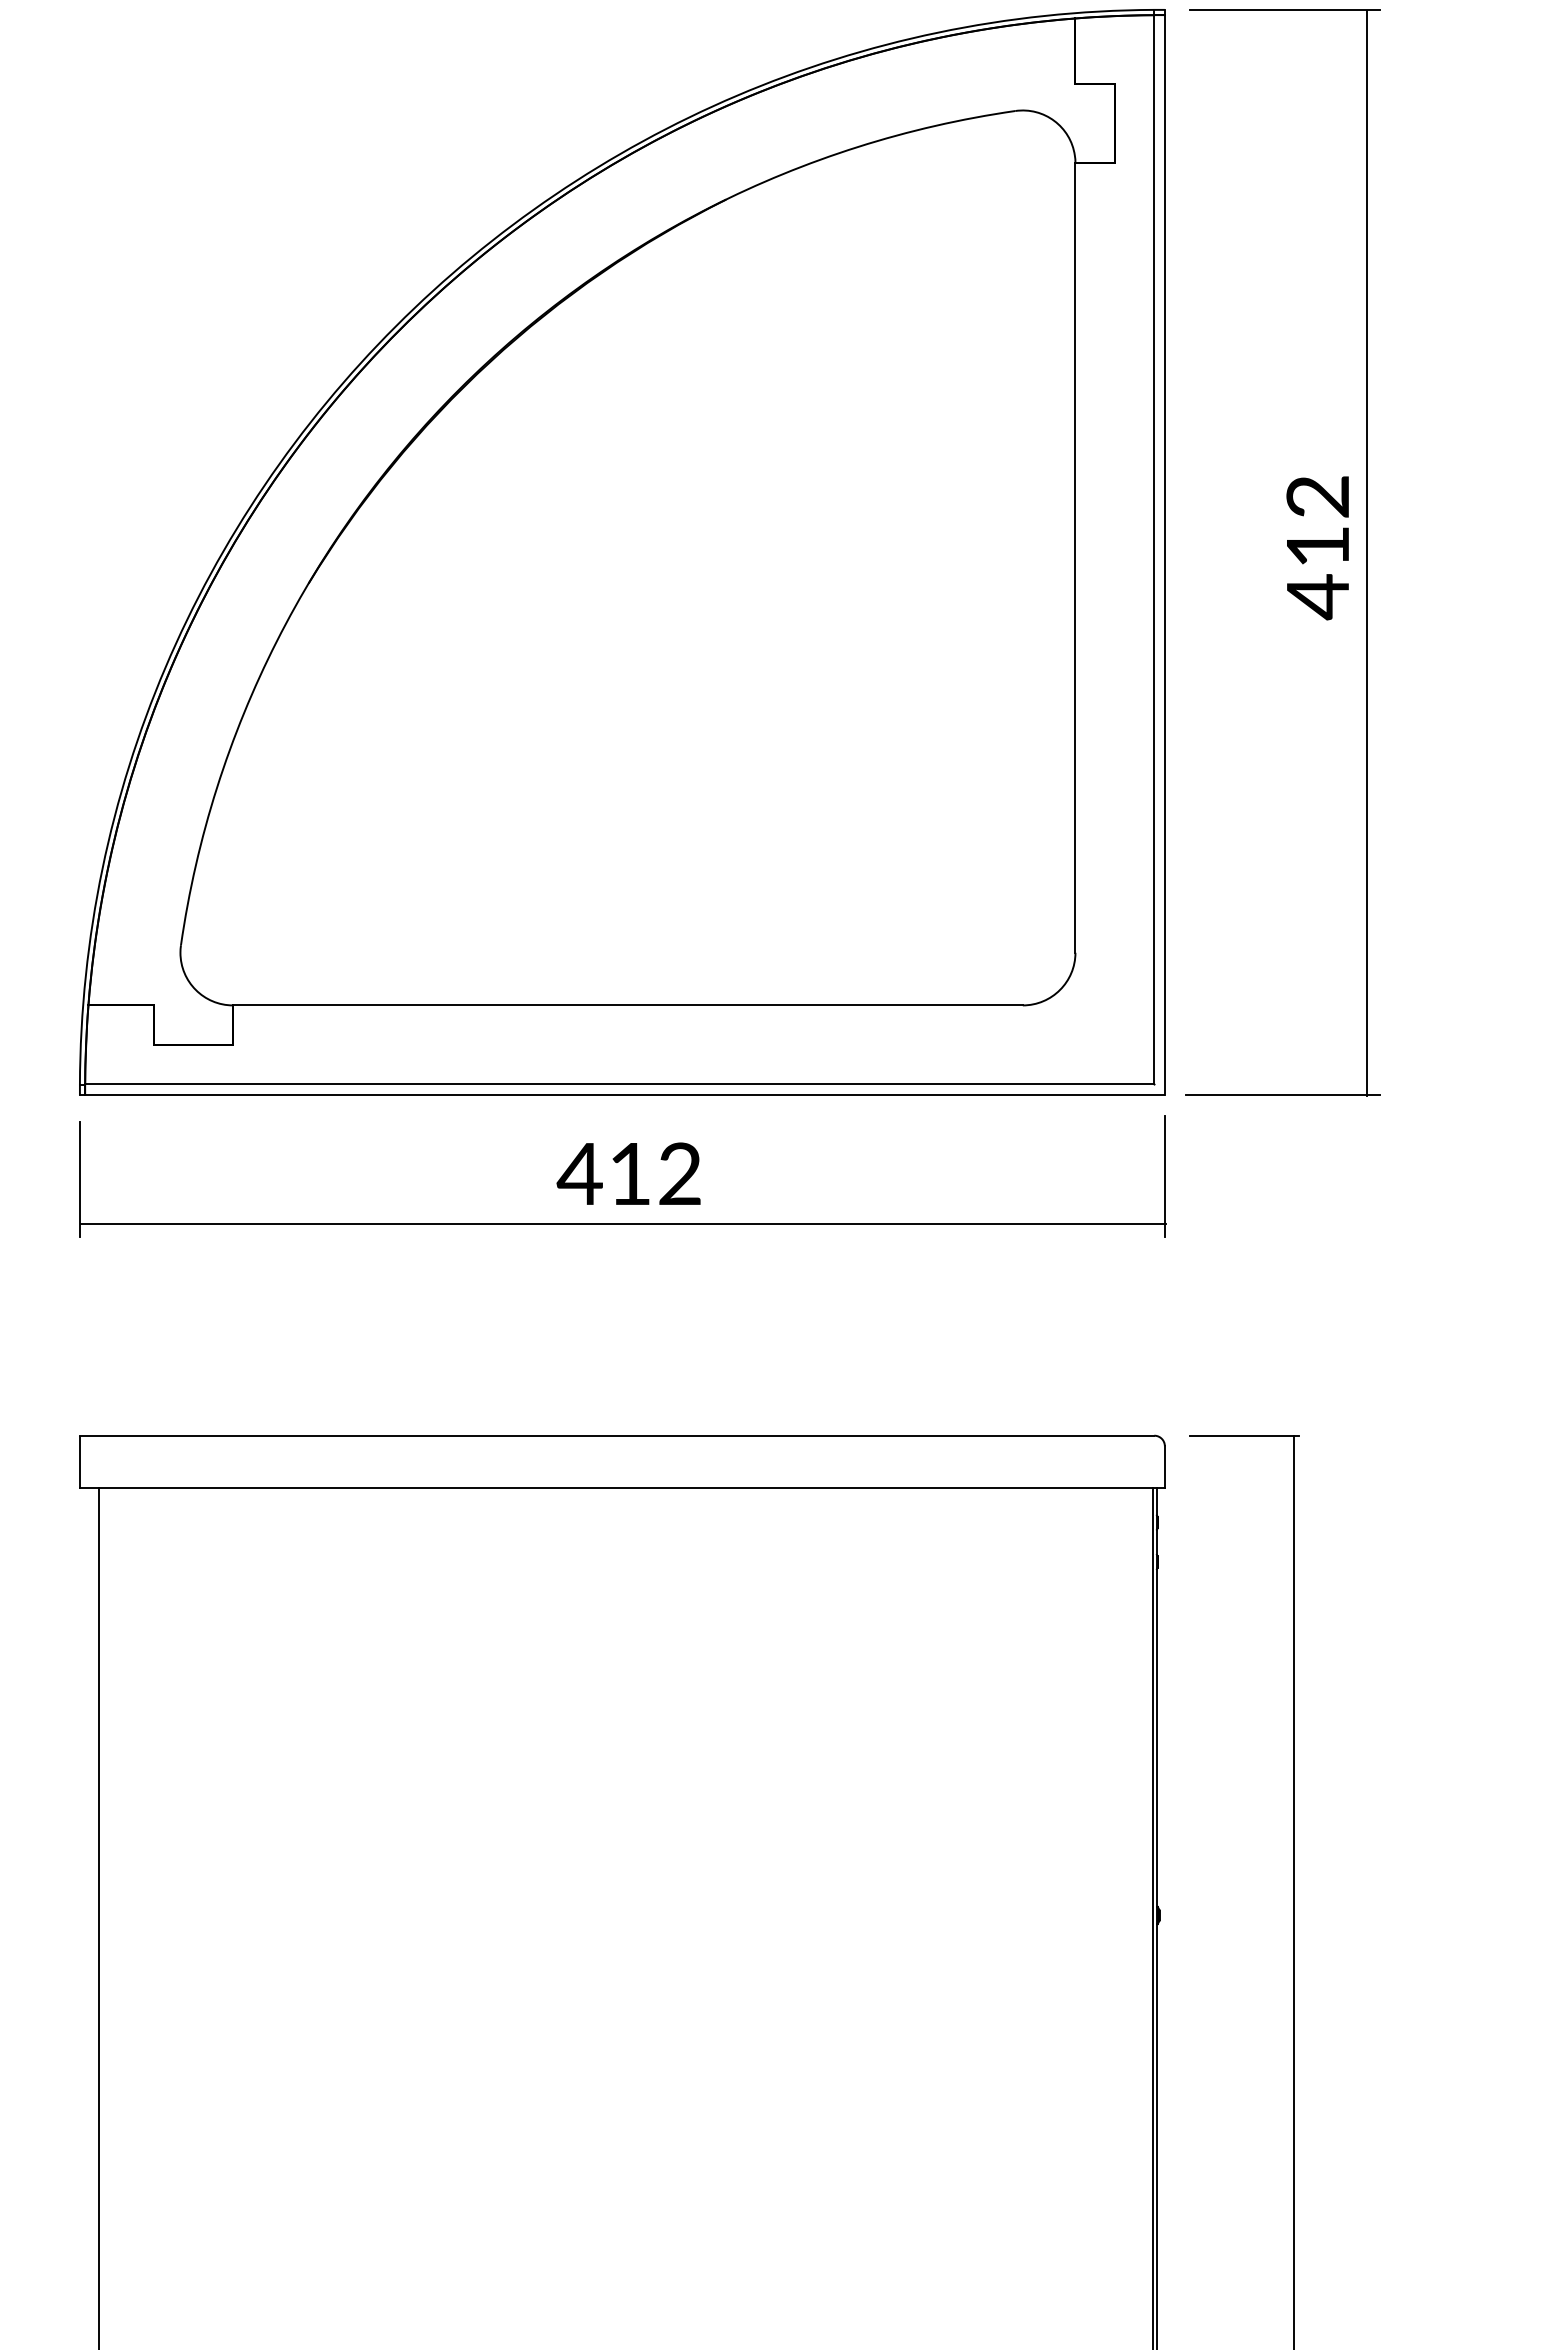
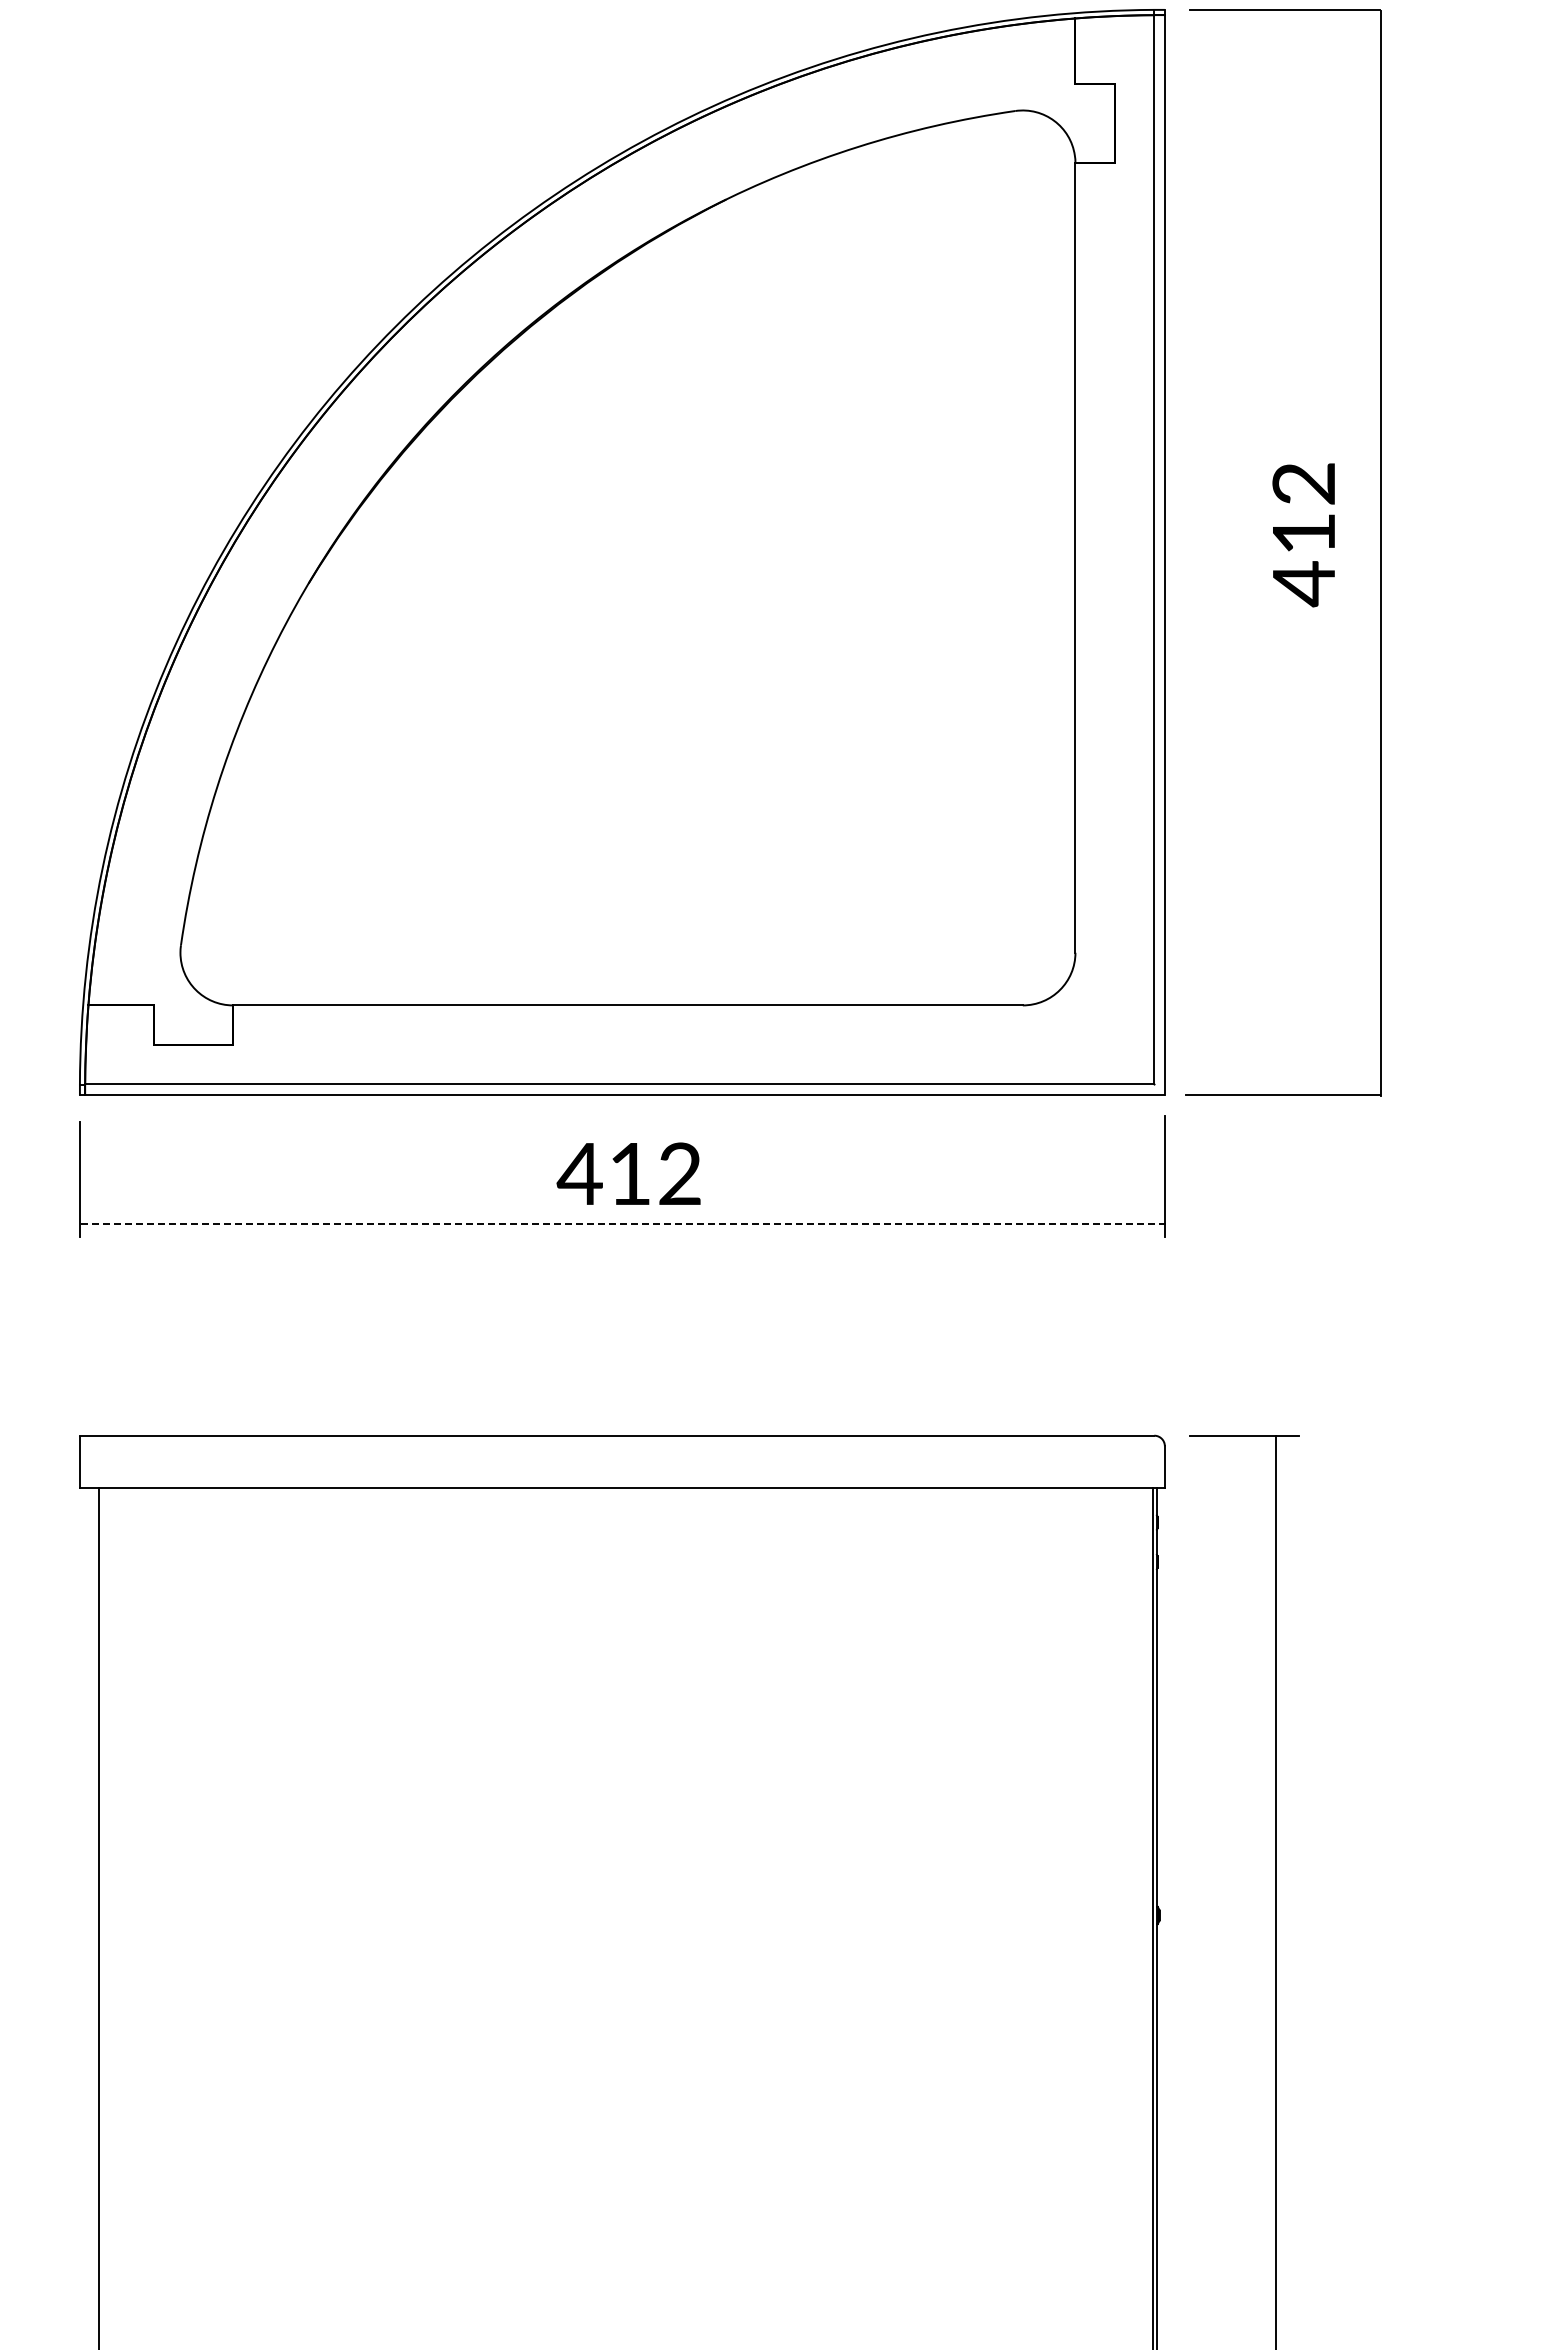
text position: (1317, 548) -> (1303, 535) (1303, 535)
line position: (1367, 552) -> (1381, 552) (1381, 552)
line: solid -> dashed (623, 1224)
line position: (1293, 1891) -> (1275, 1891) (1275, 1891)
